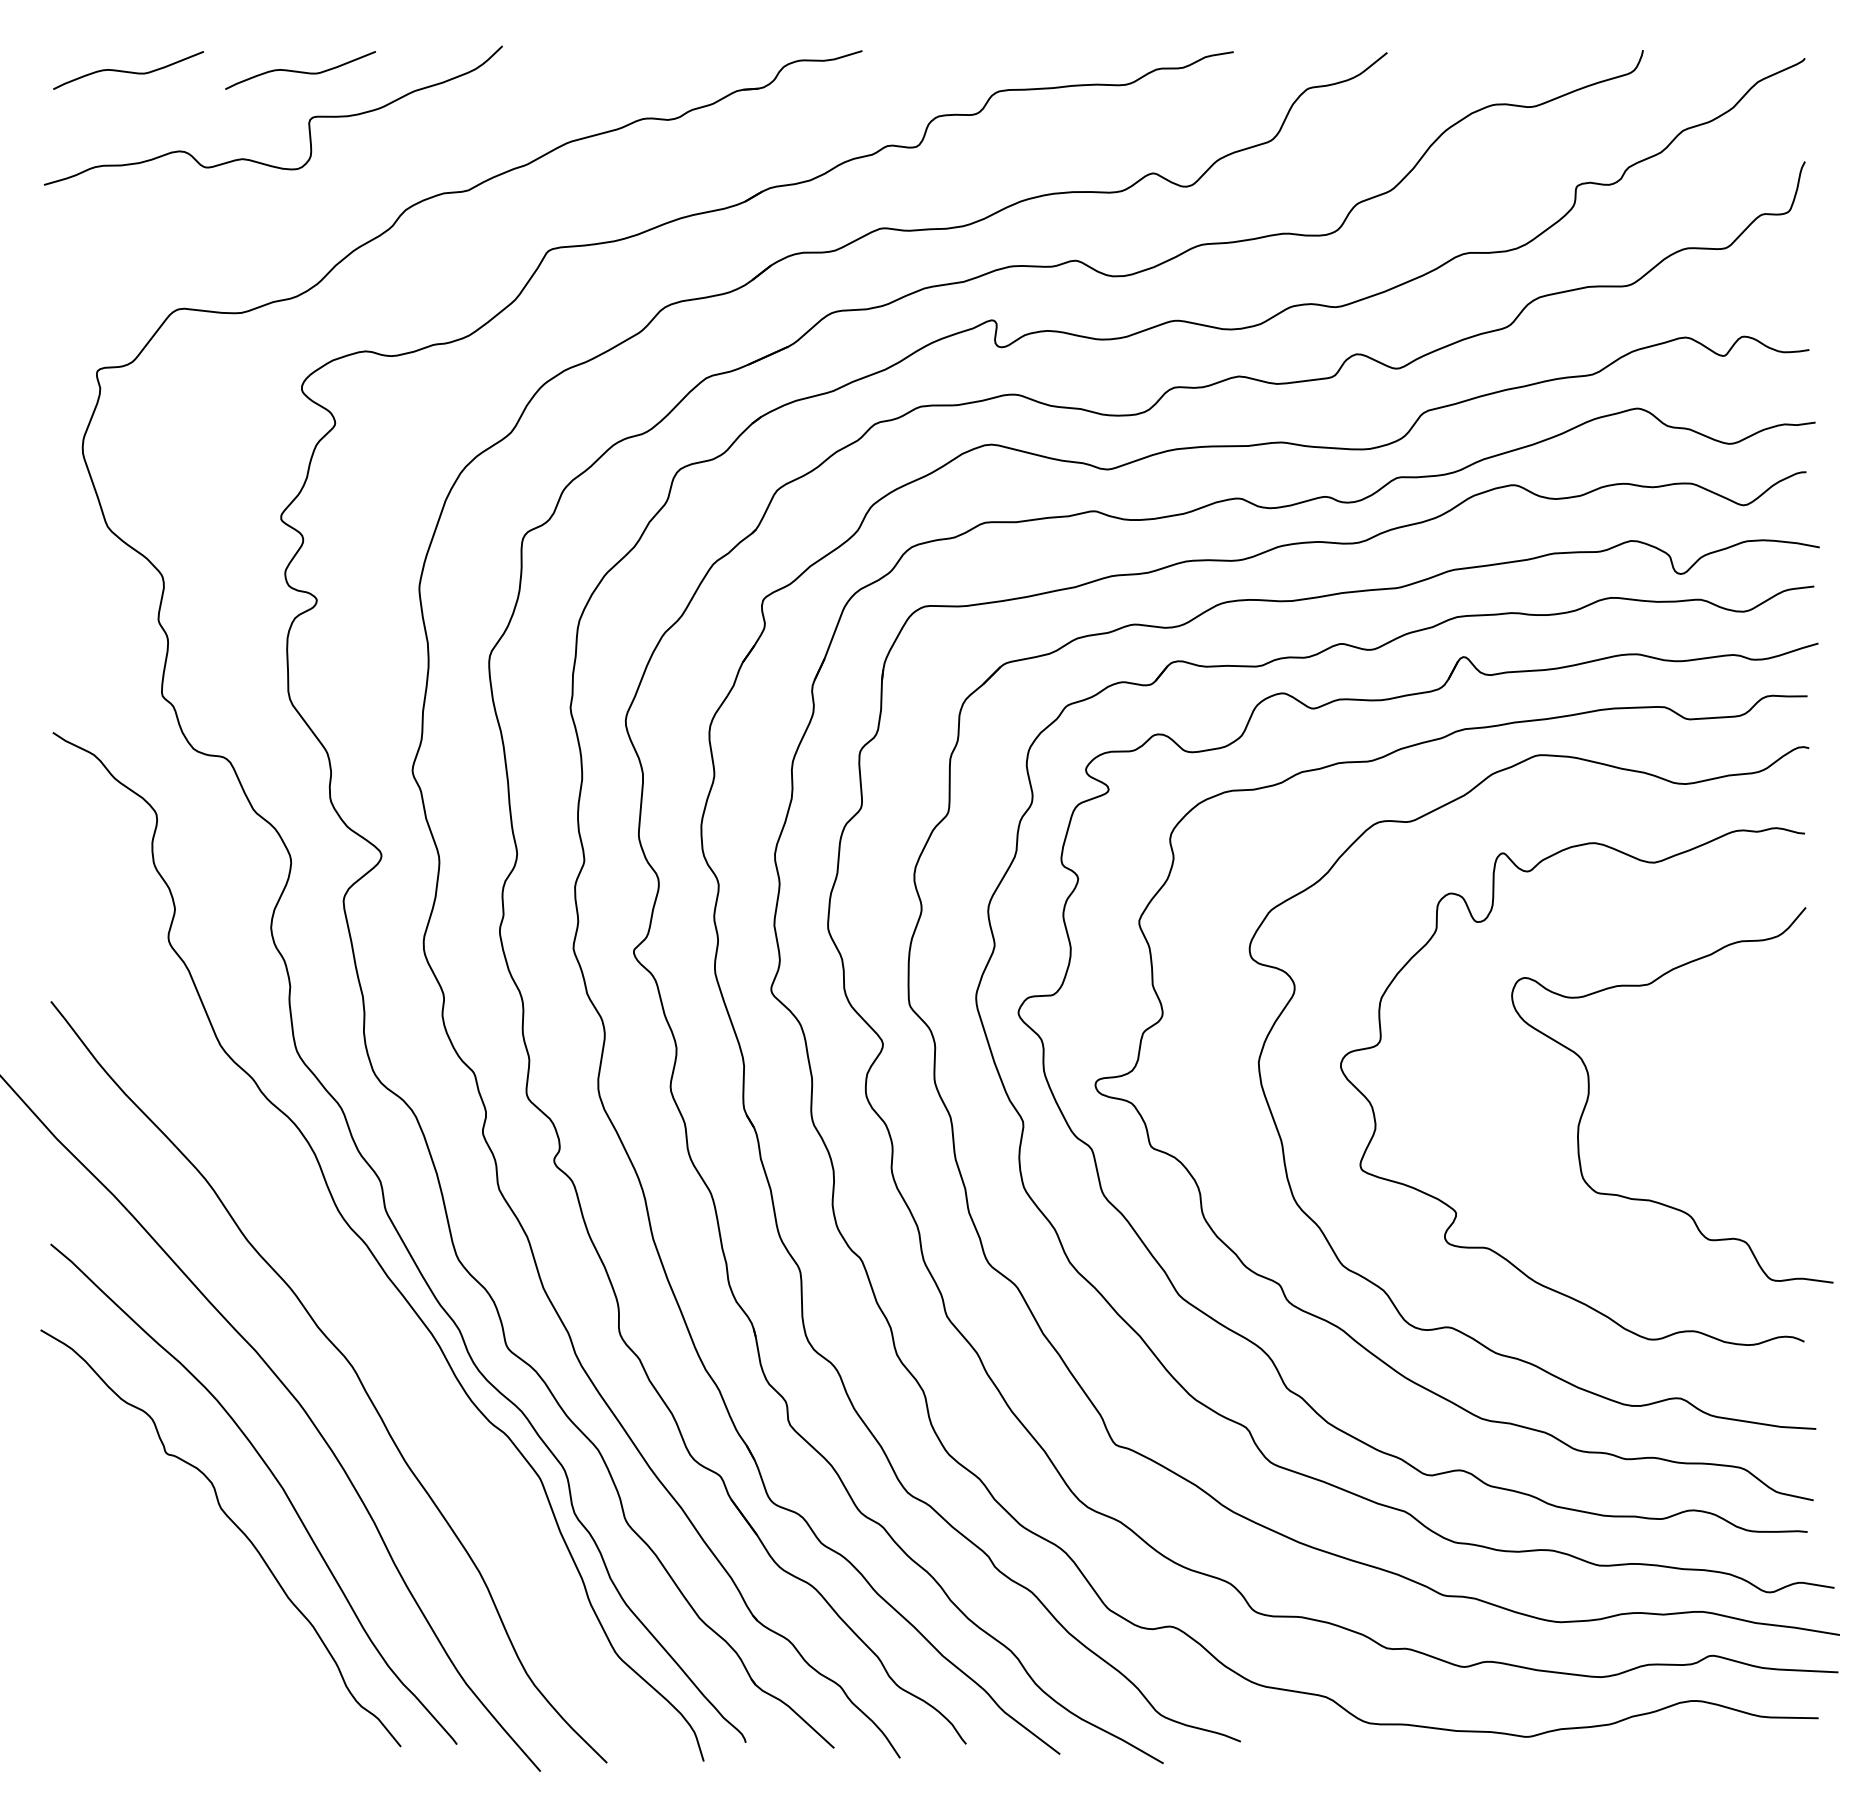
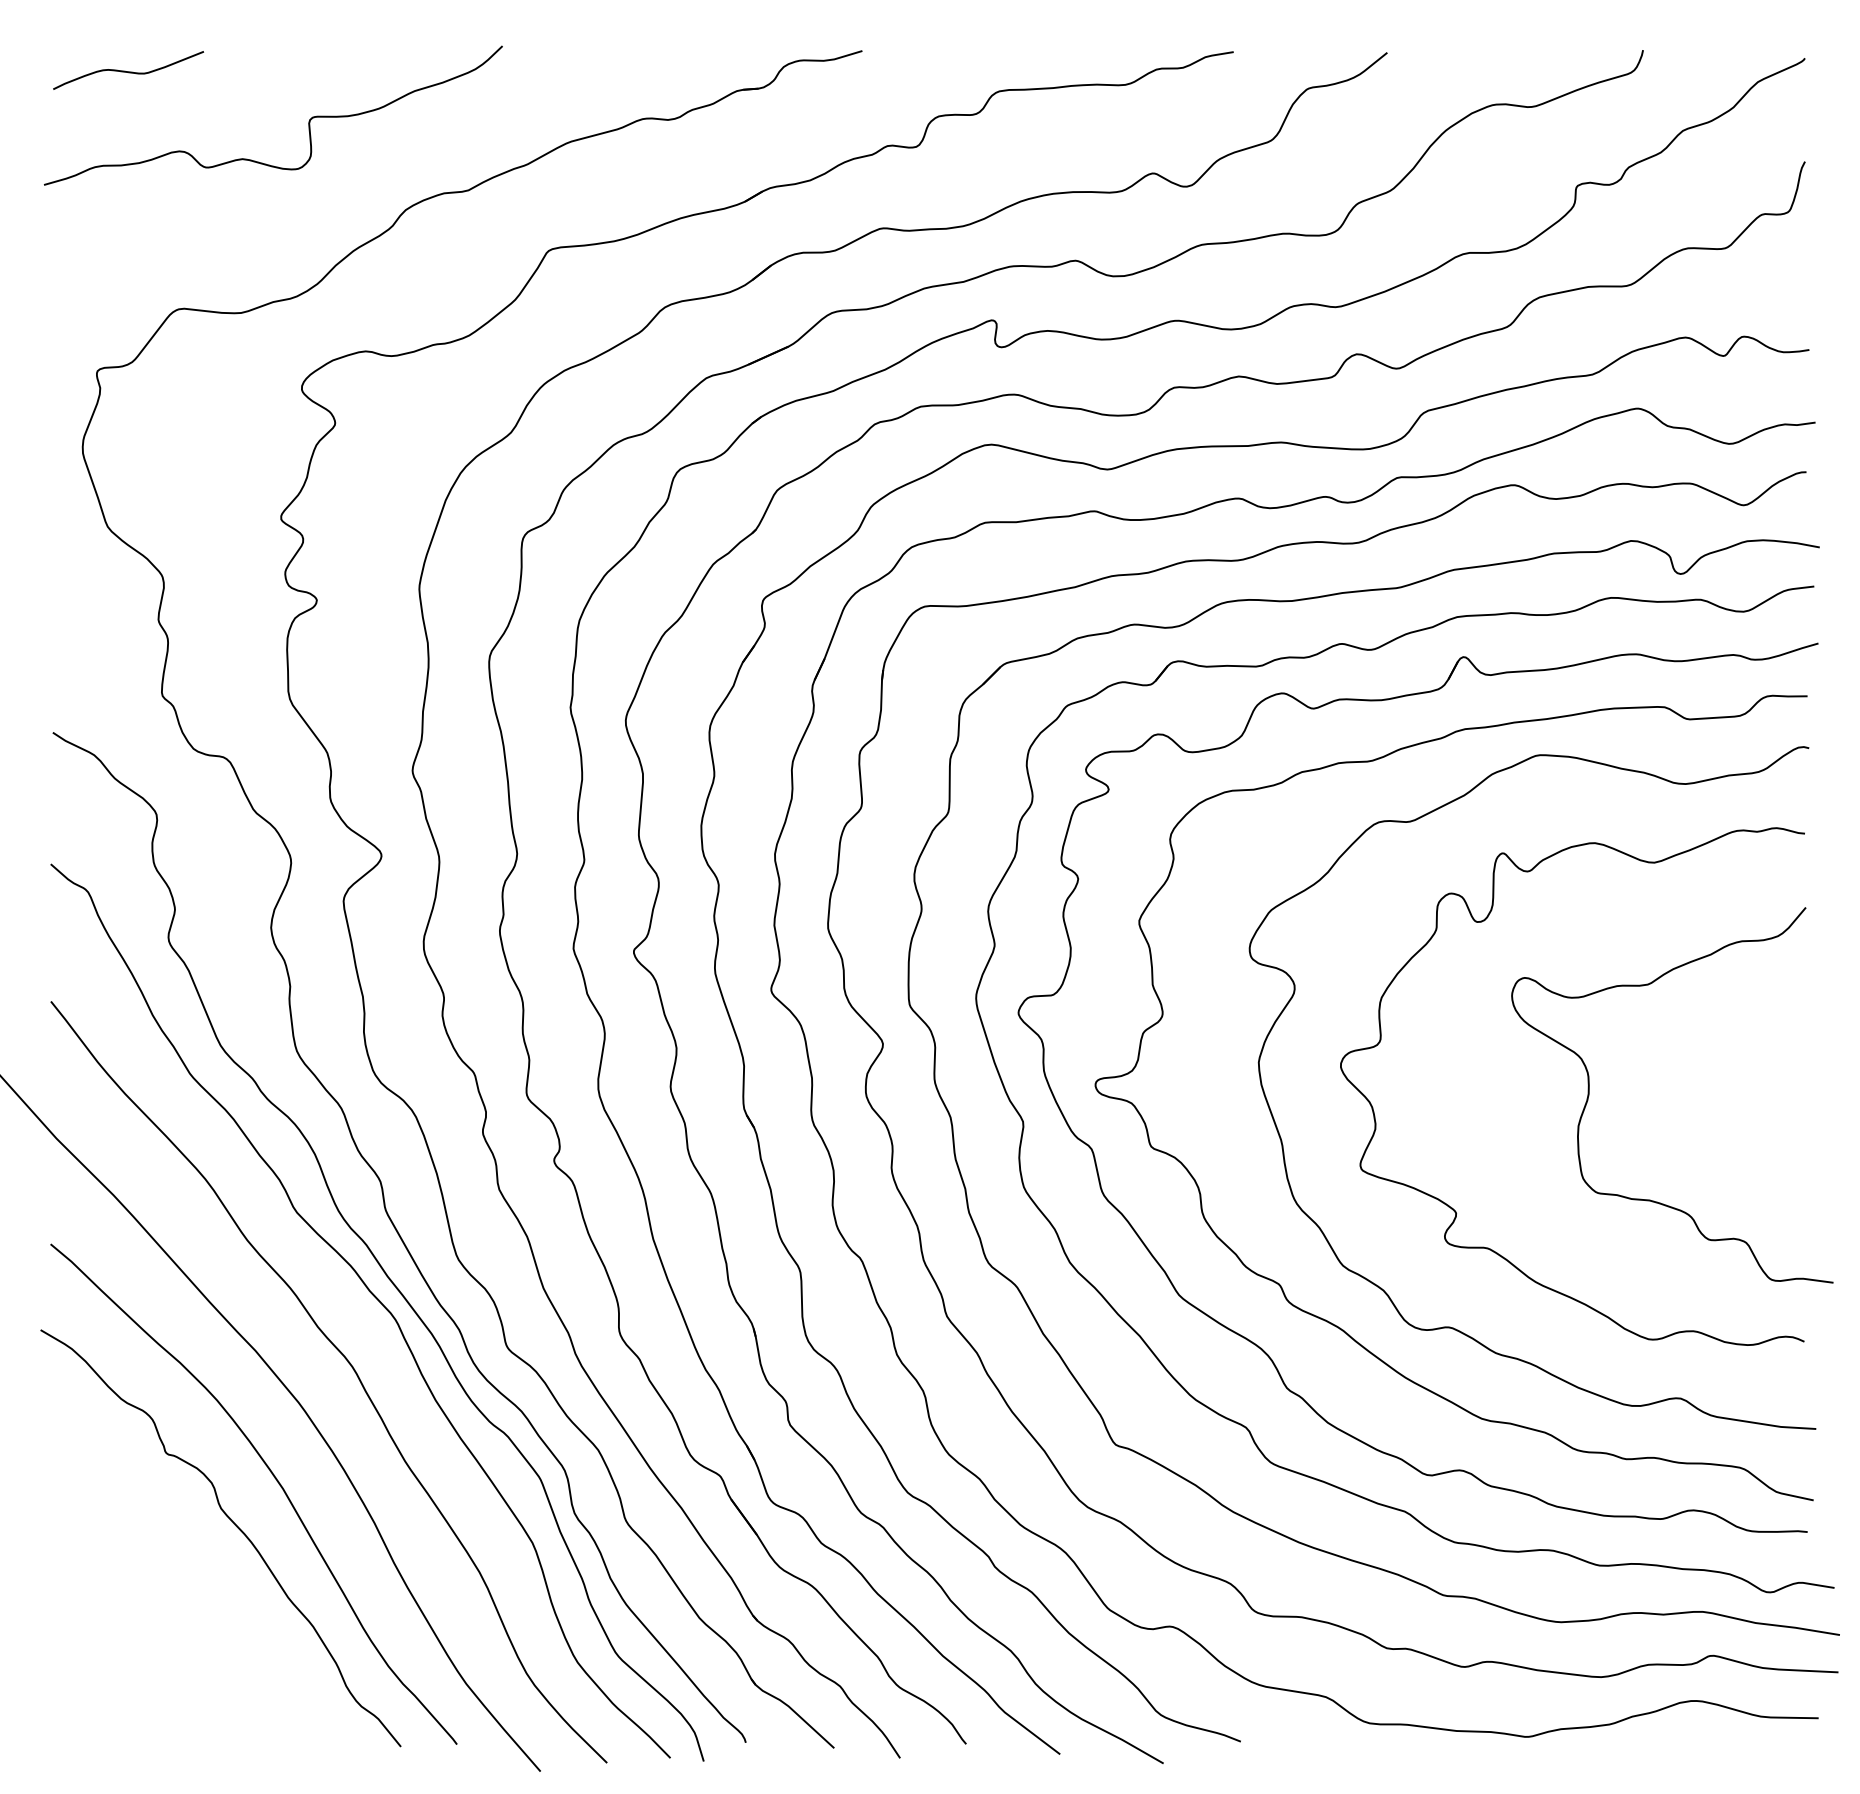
curve: present -> none (300, 71)
curve: none -> present (373, 1296)
